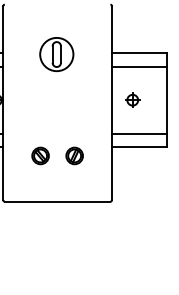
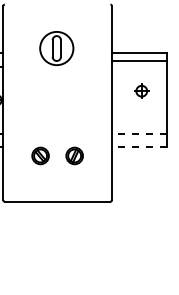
part position: (56, 54) -> (56, 48) (56, 48)
line position: (139, 66) -> (139, 60) (139, 60)
part position: (132, 99) -> (141, 90) (141, 90)
line: solid -> dashed (138, 133)
line: solid -> dashed (138, 147)
